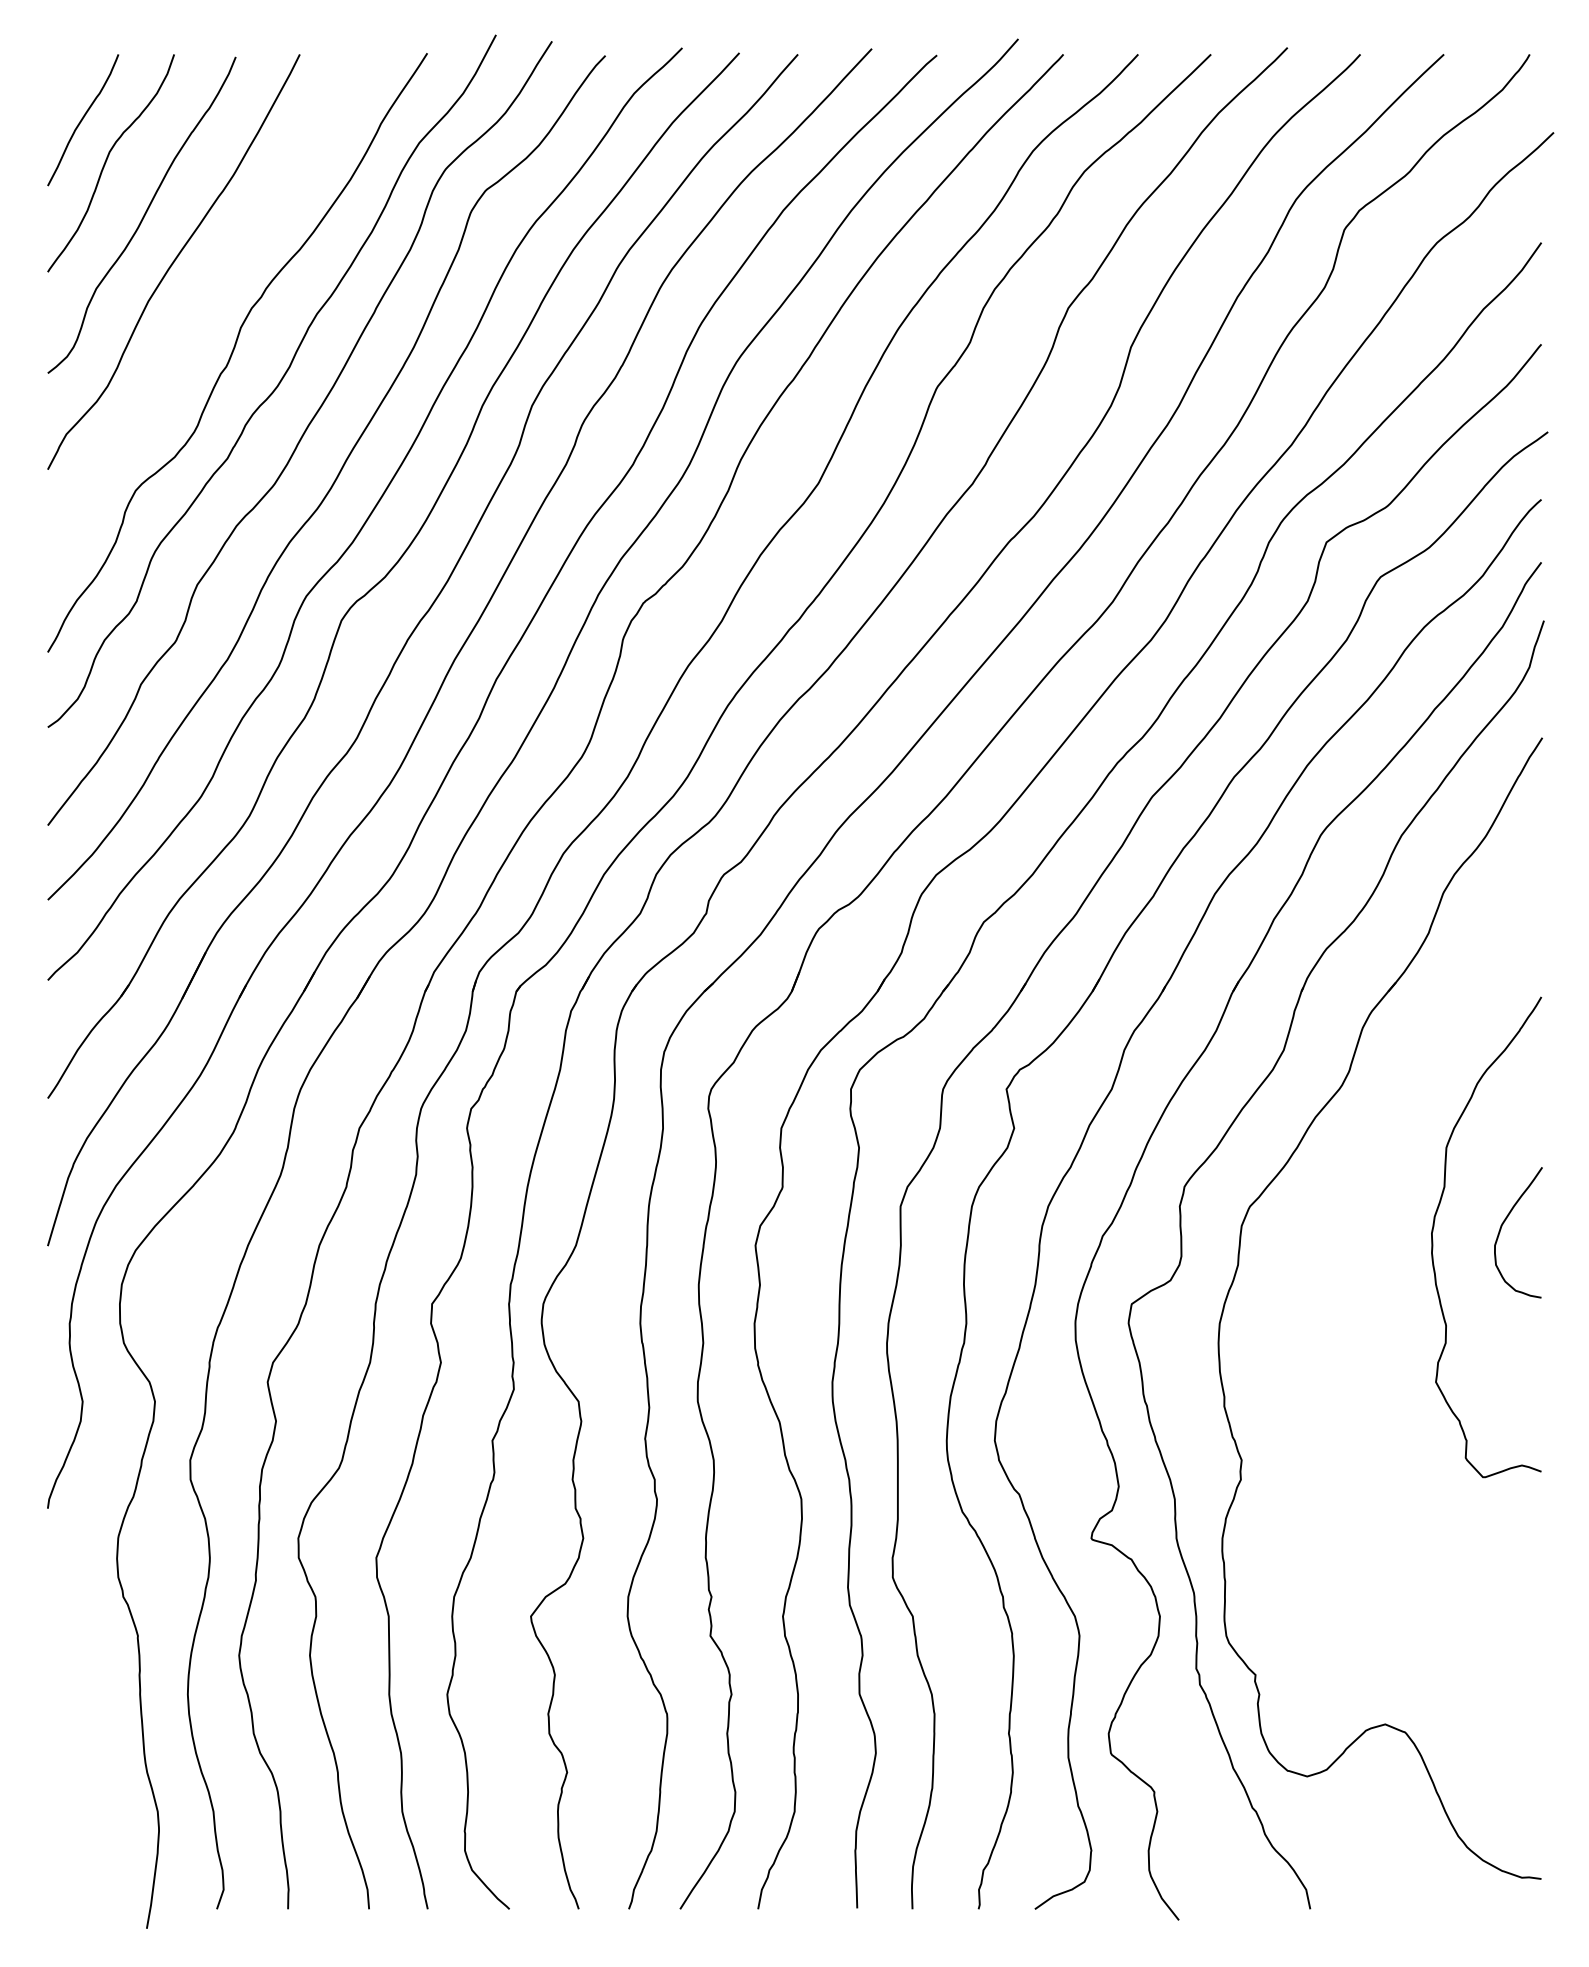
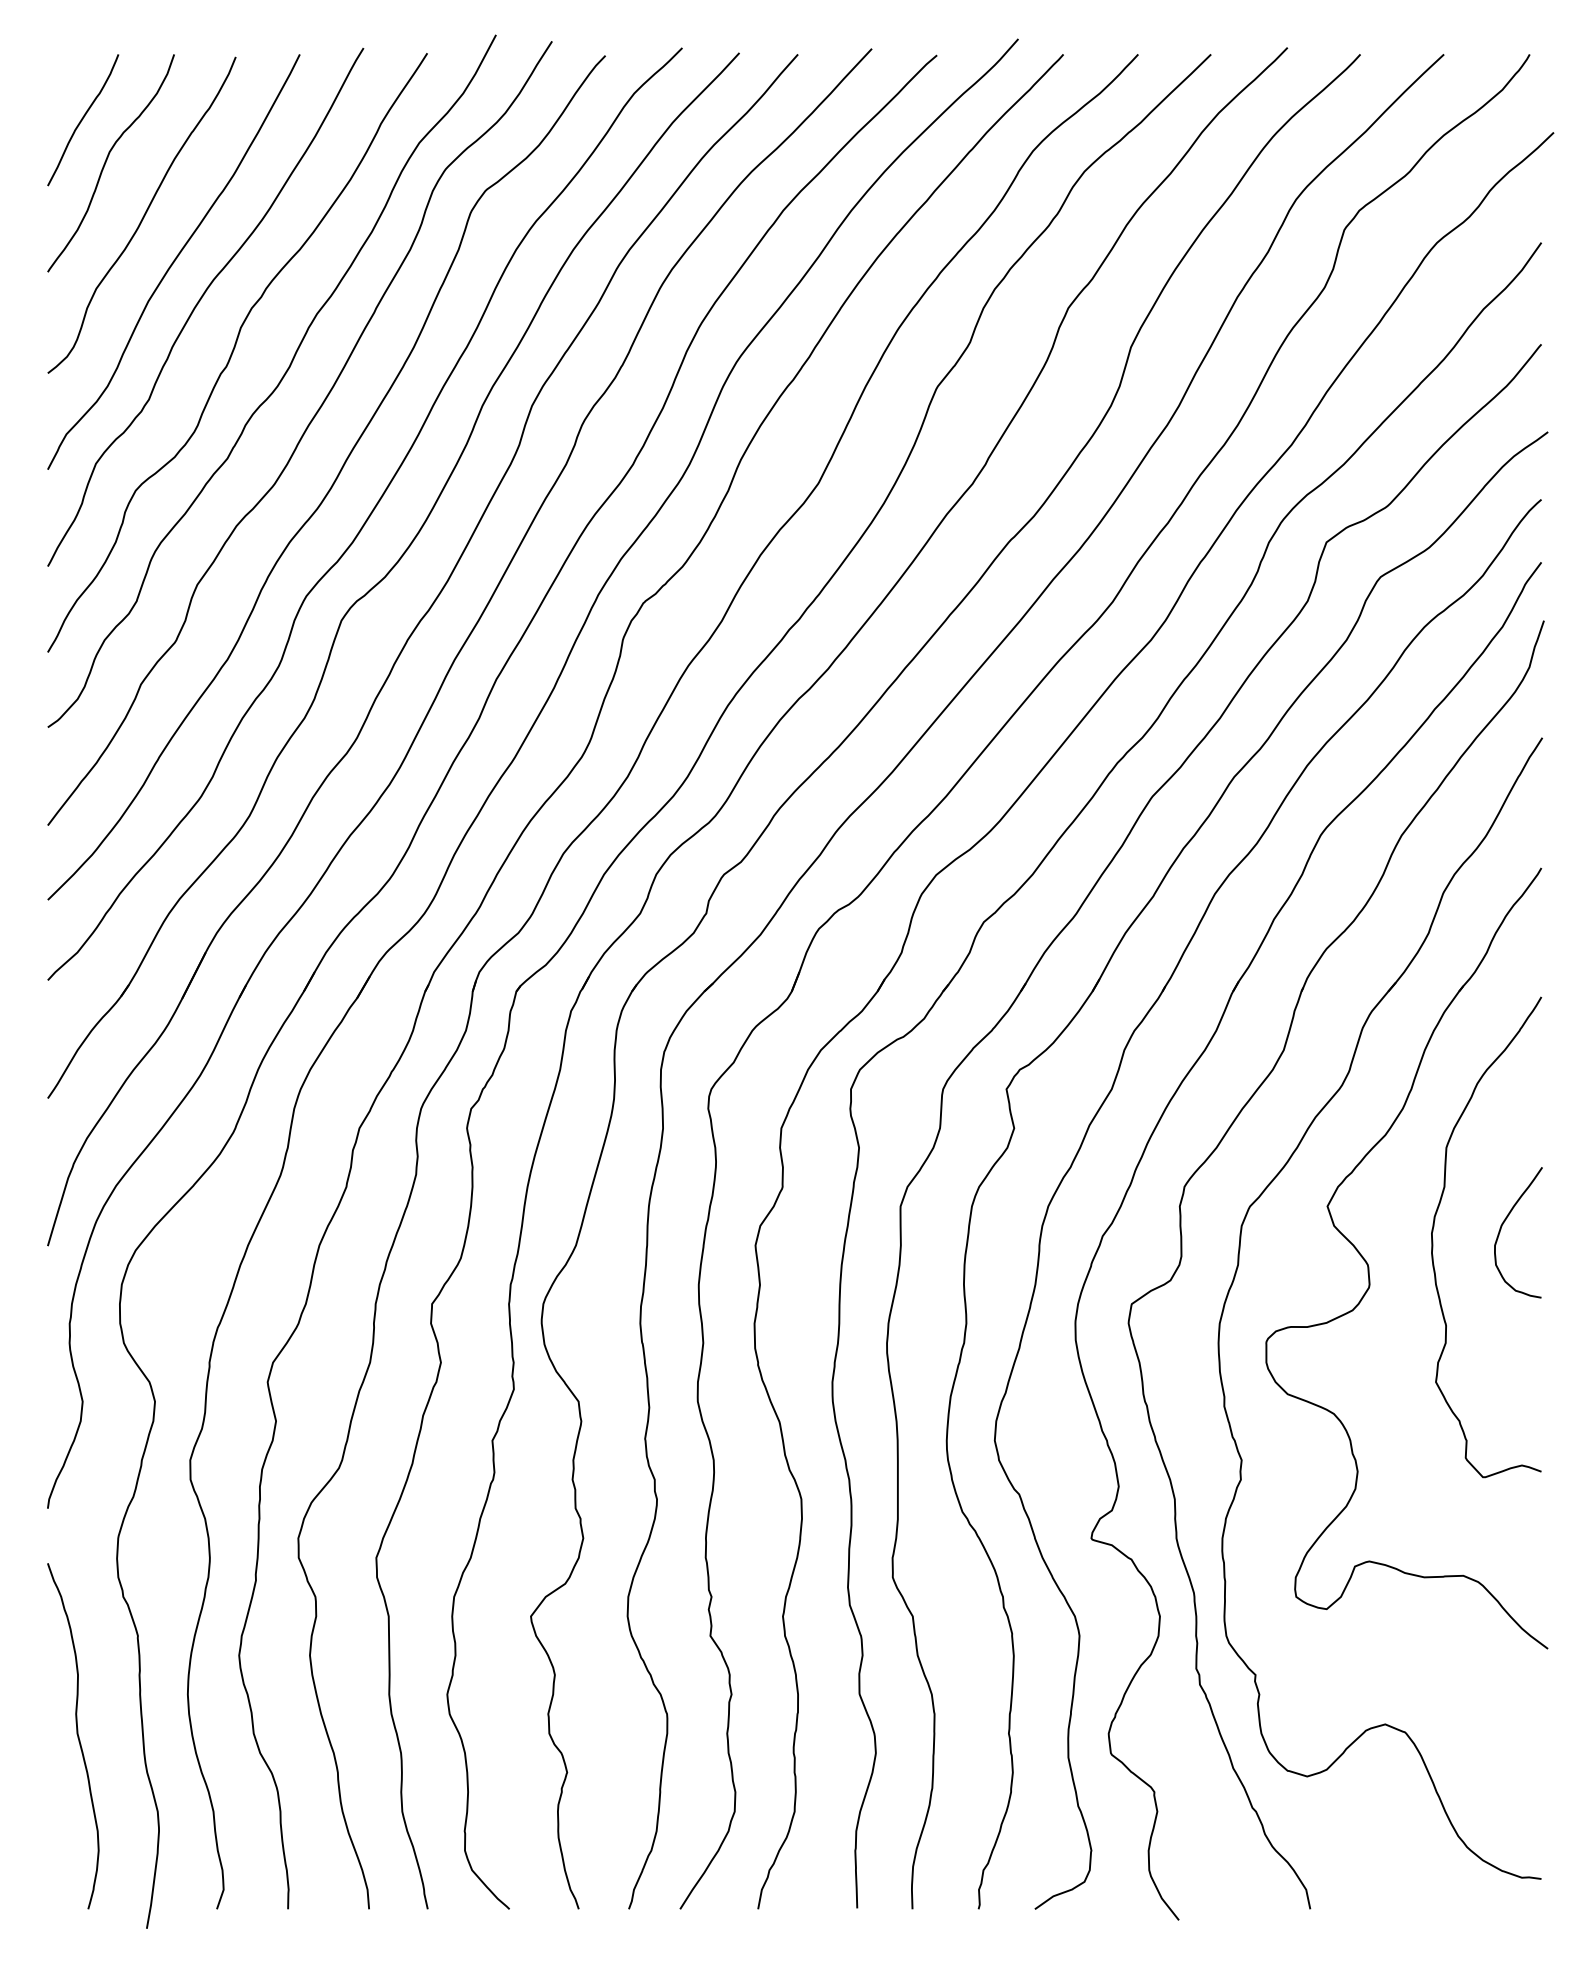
curve: none -> present (198, 304)
part: none -> present (1369, 1267)
curve: none -> present (76, 1734)
